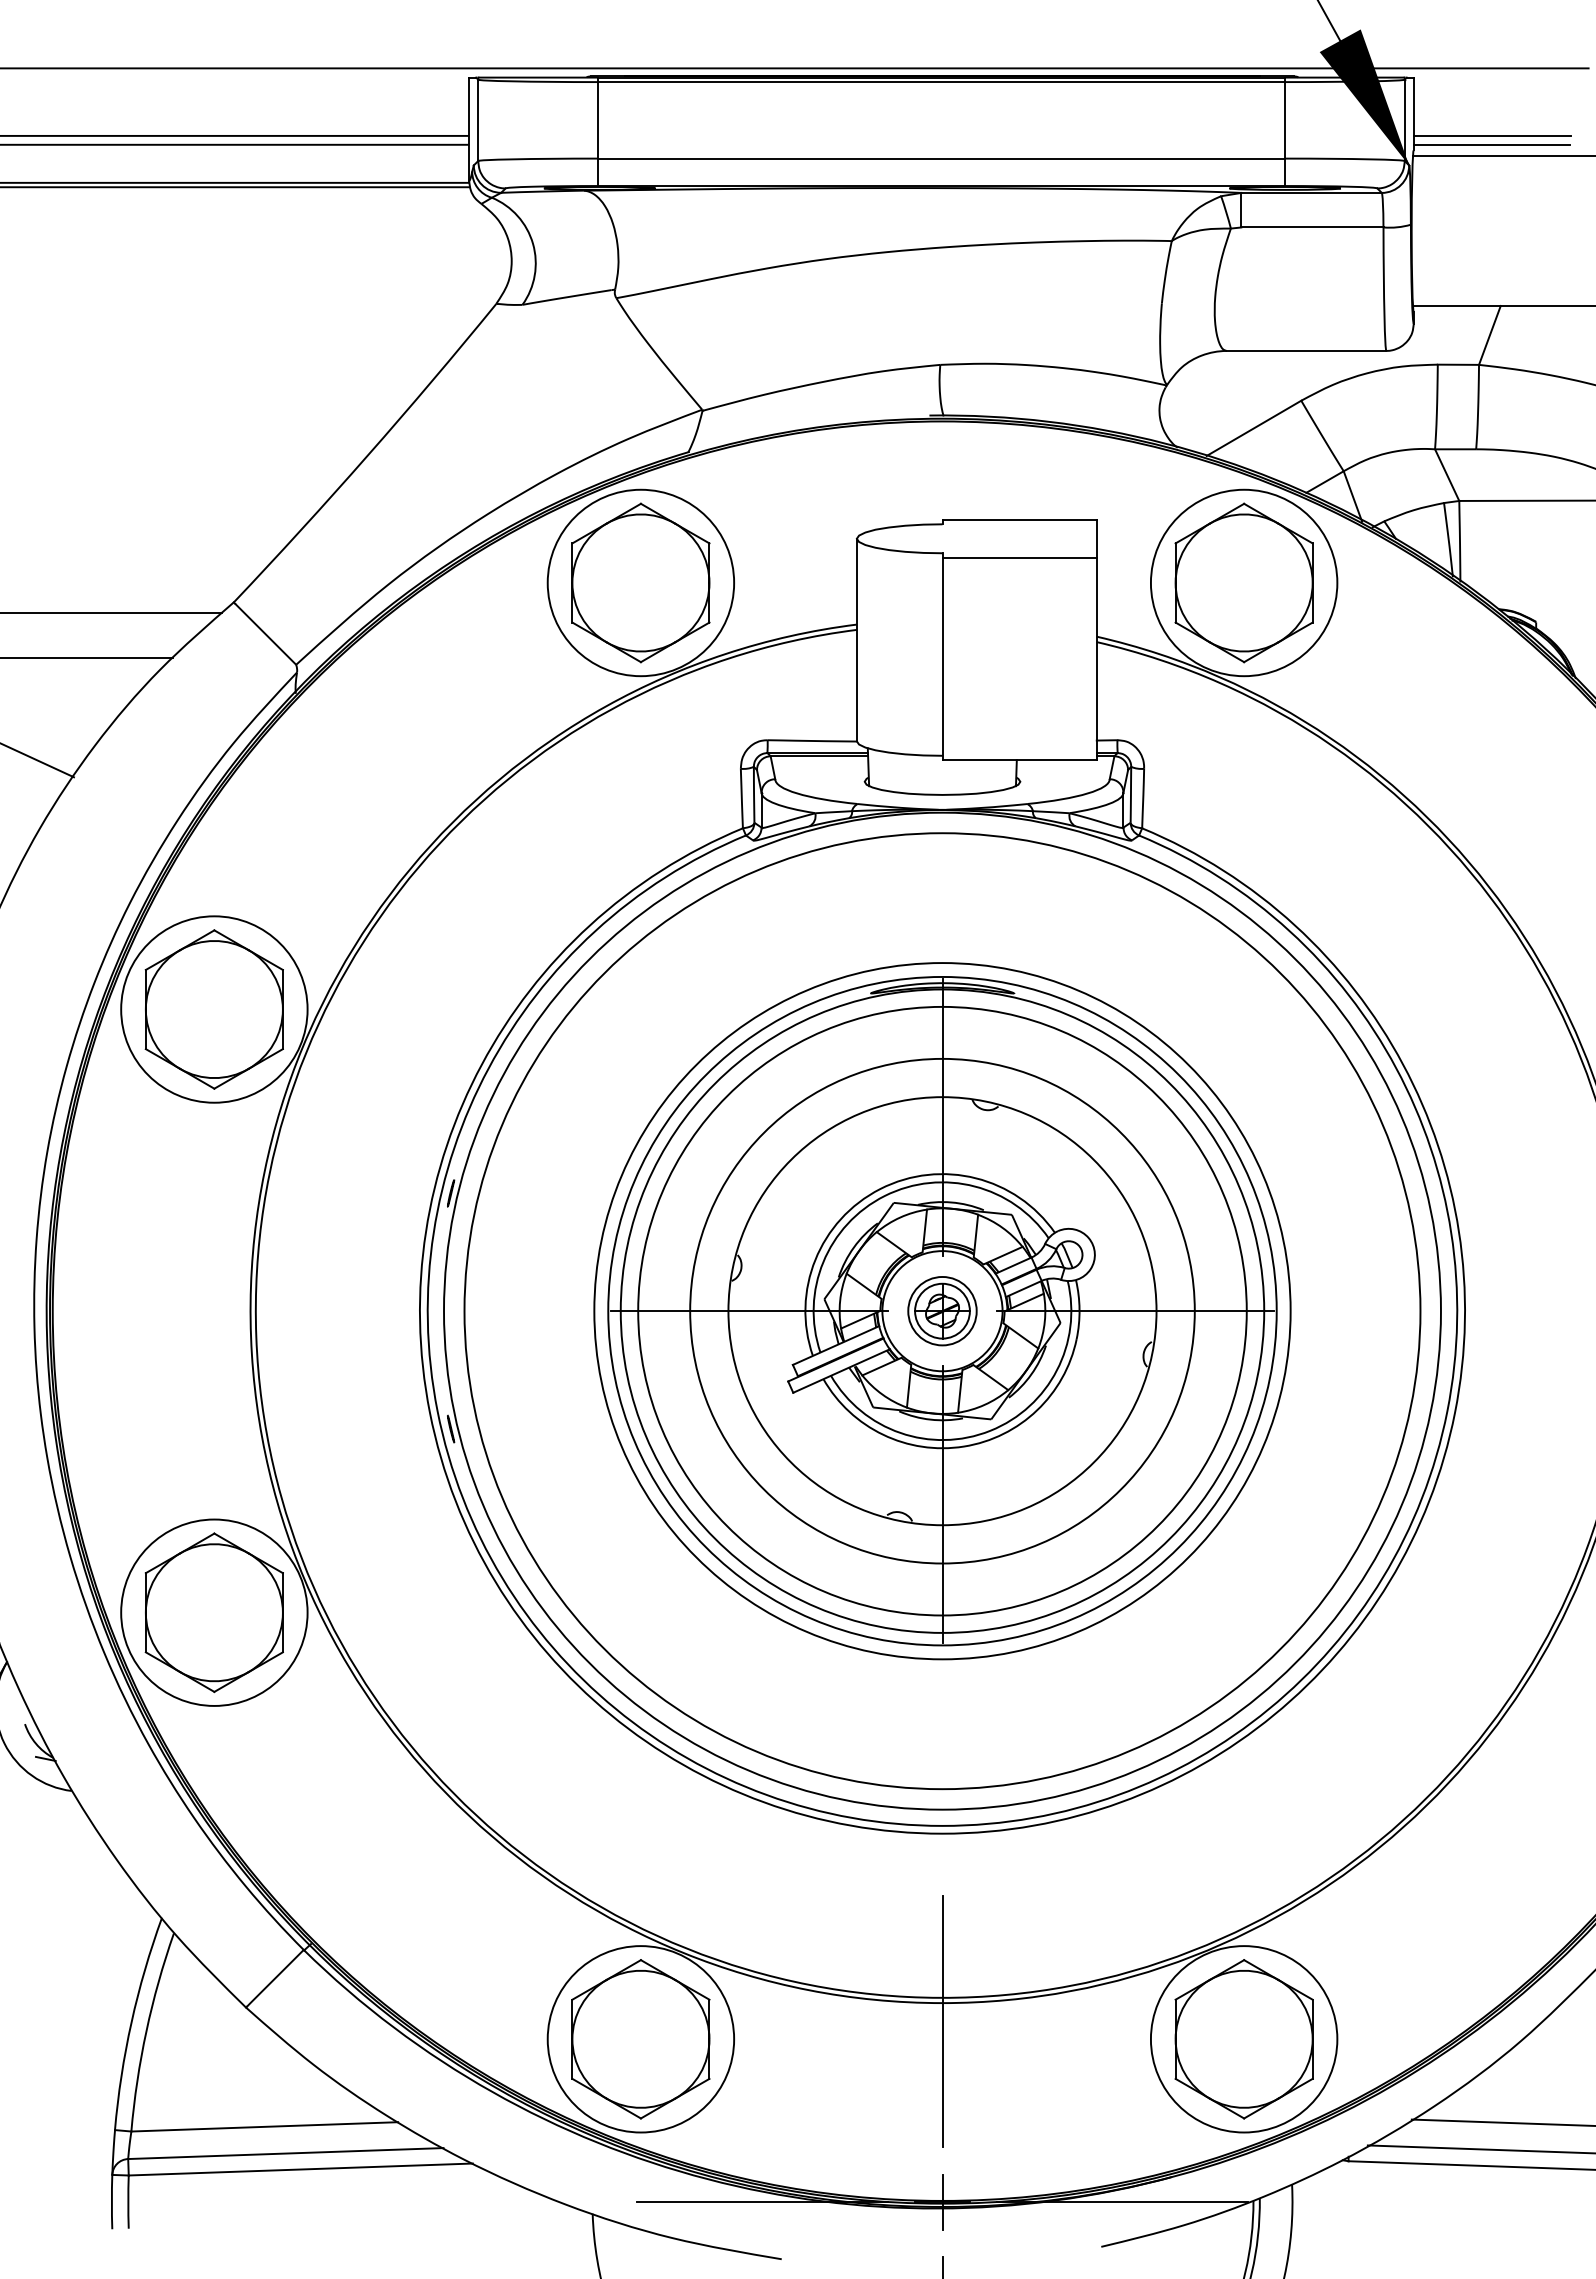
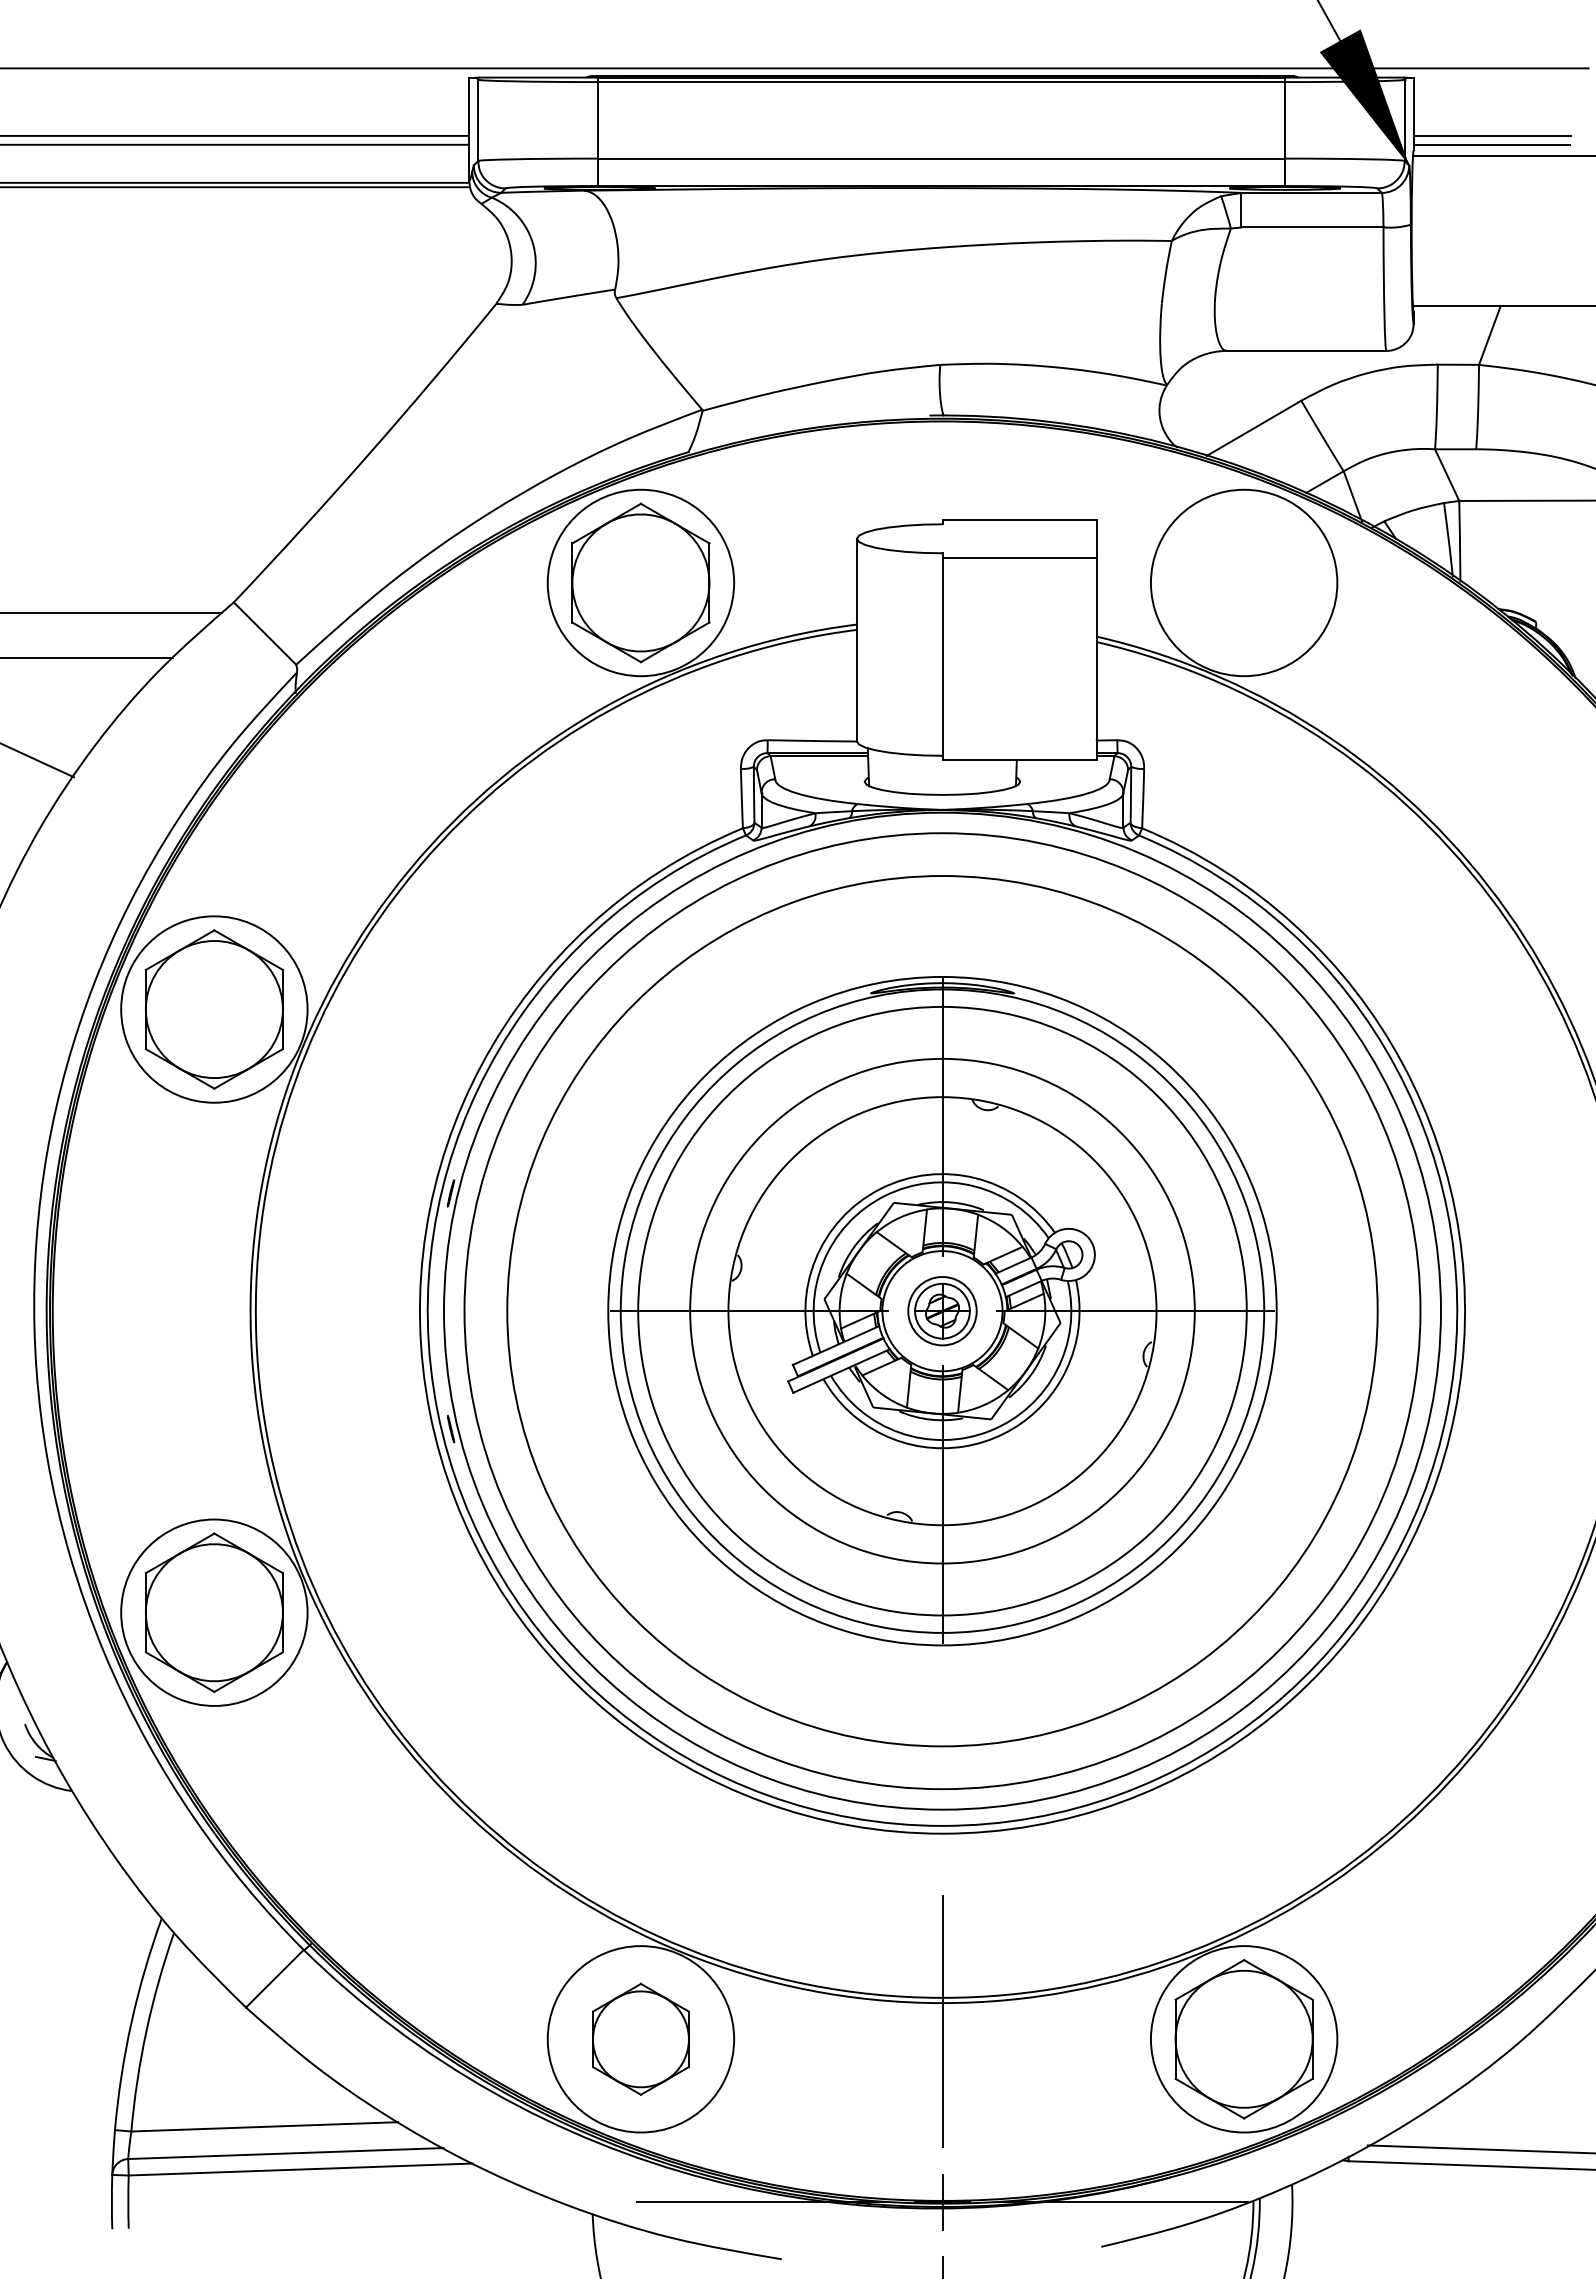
part: present -> none (1243, 582)
circle diameter: 696 px -> 870 px (942, 1311)
part size: 140x161 px -> 98x114 px (640, 2038)
line: present -> none (1501, 2122)
